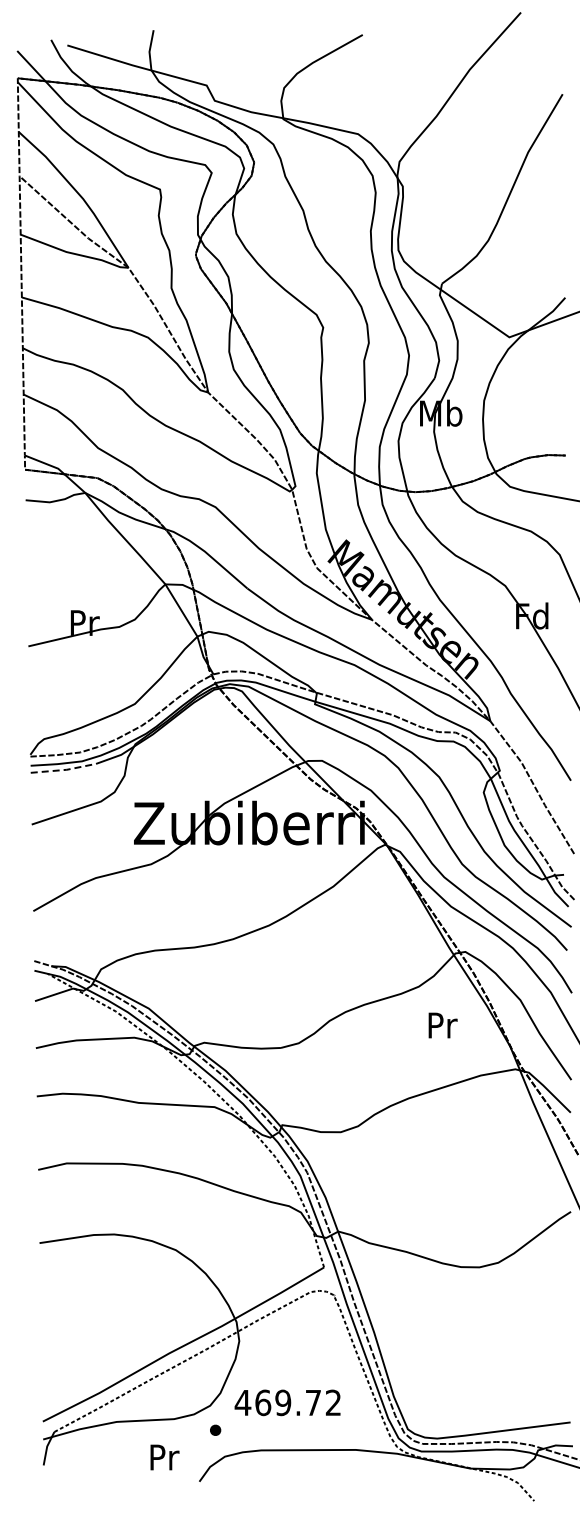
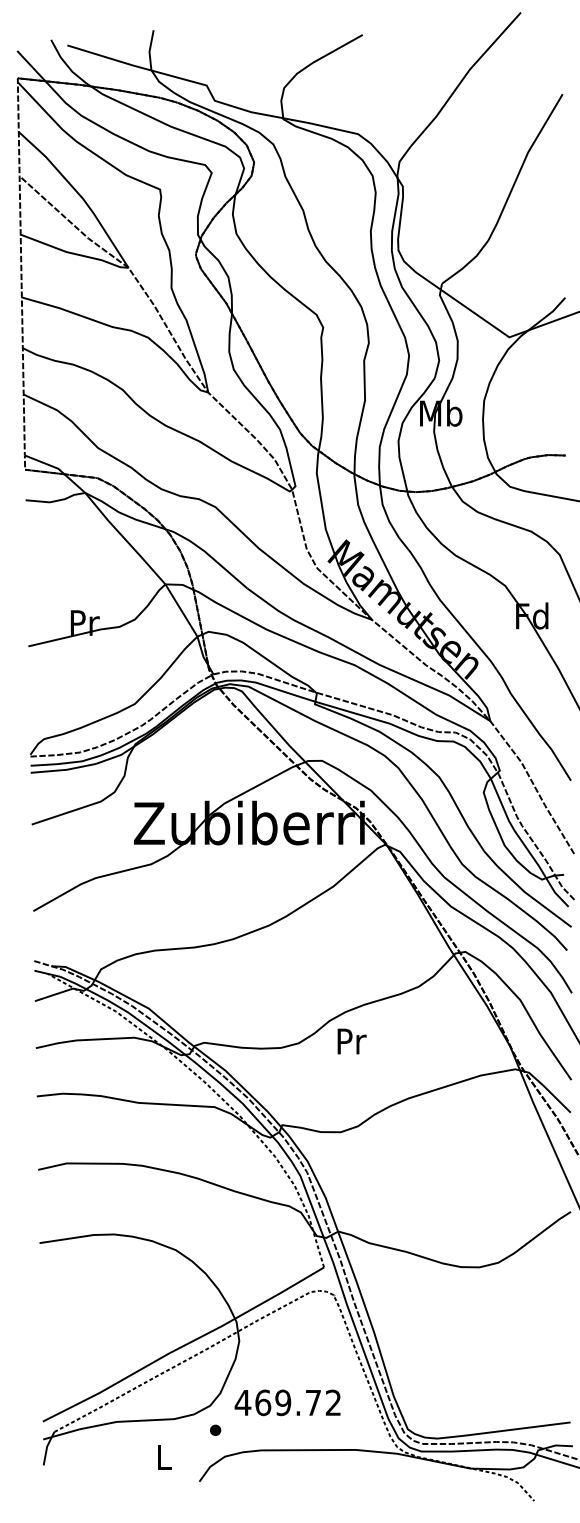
line: dashed -> solid (63, 770)
text position: (442, 1025) -> (351, 1041) (351, 1041)
text: Pr -> L (164, 1457)
